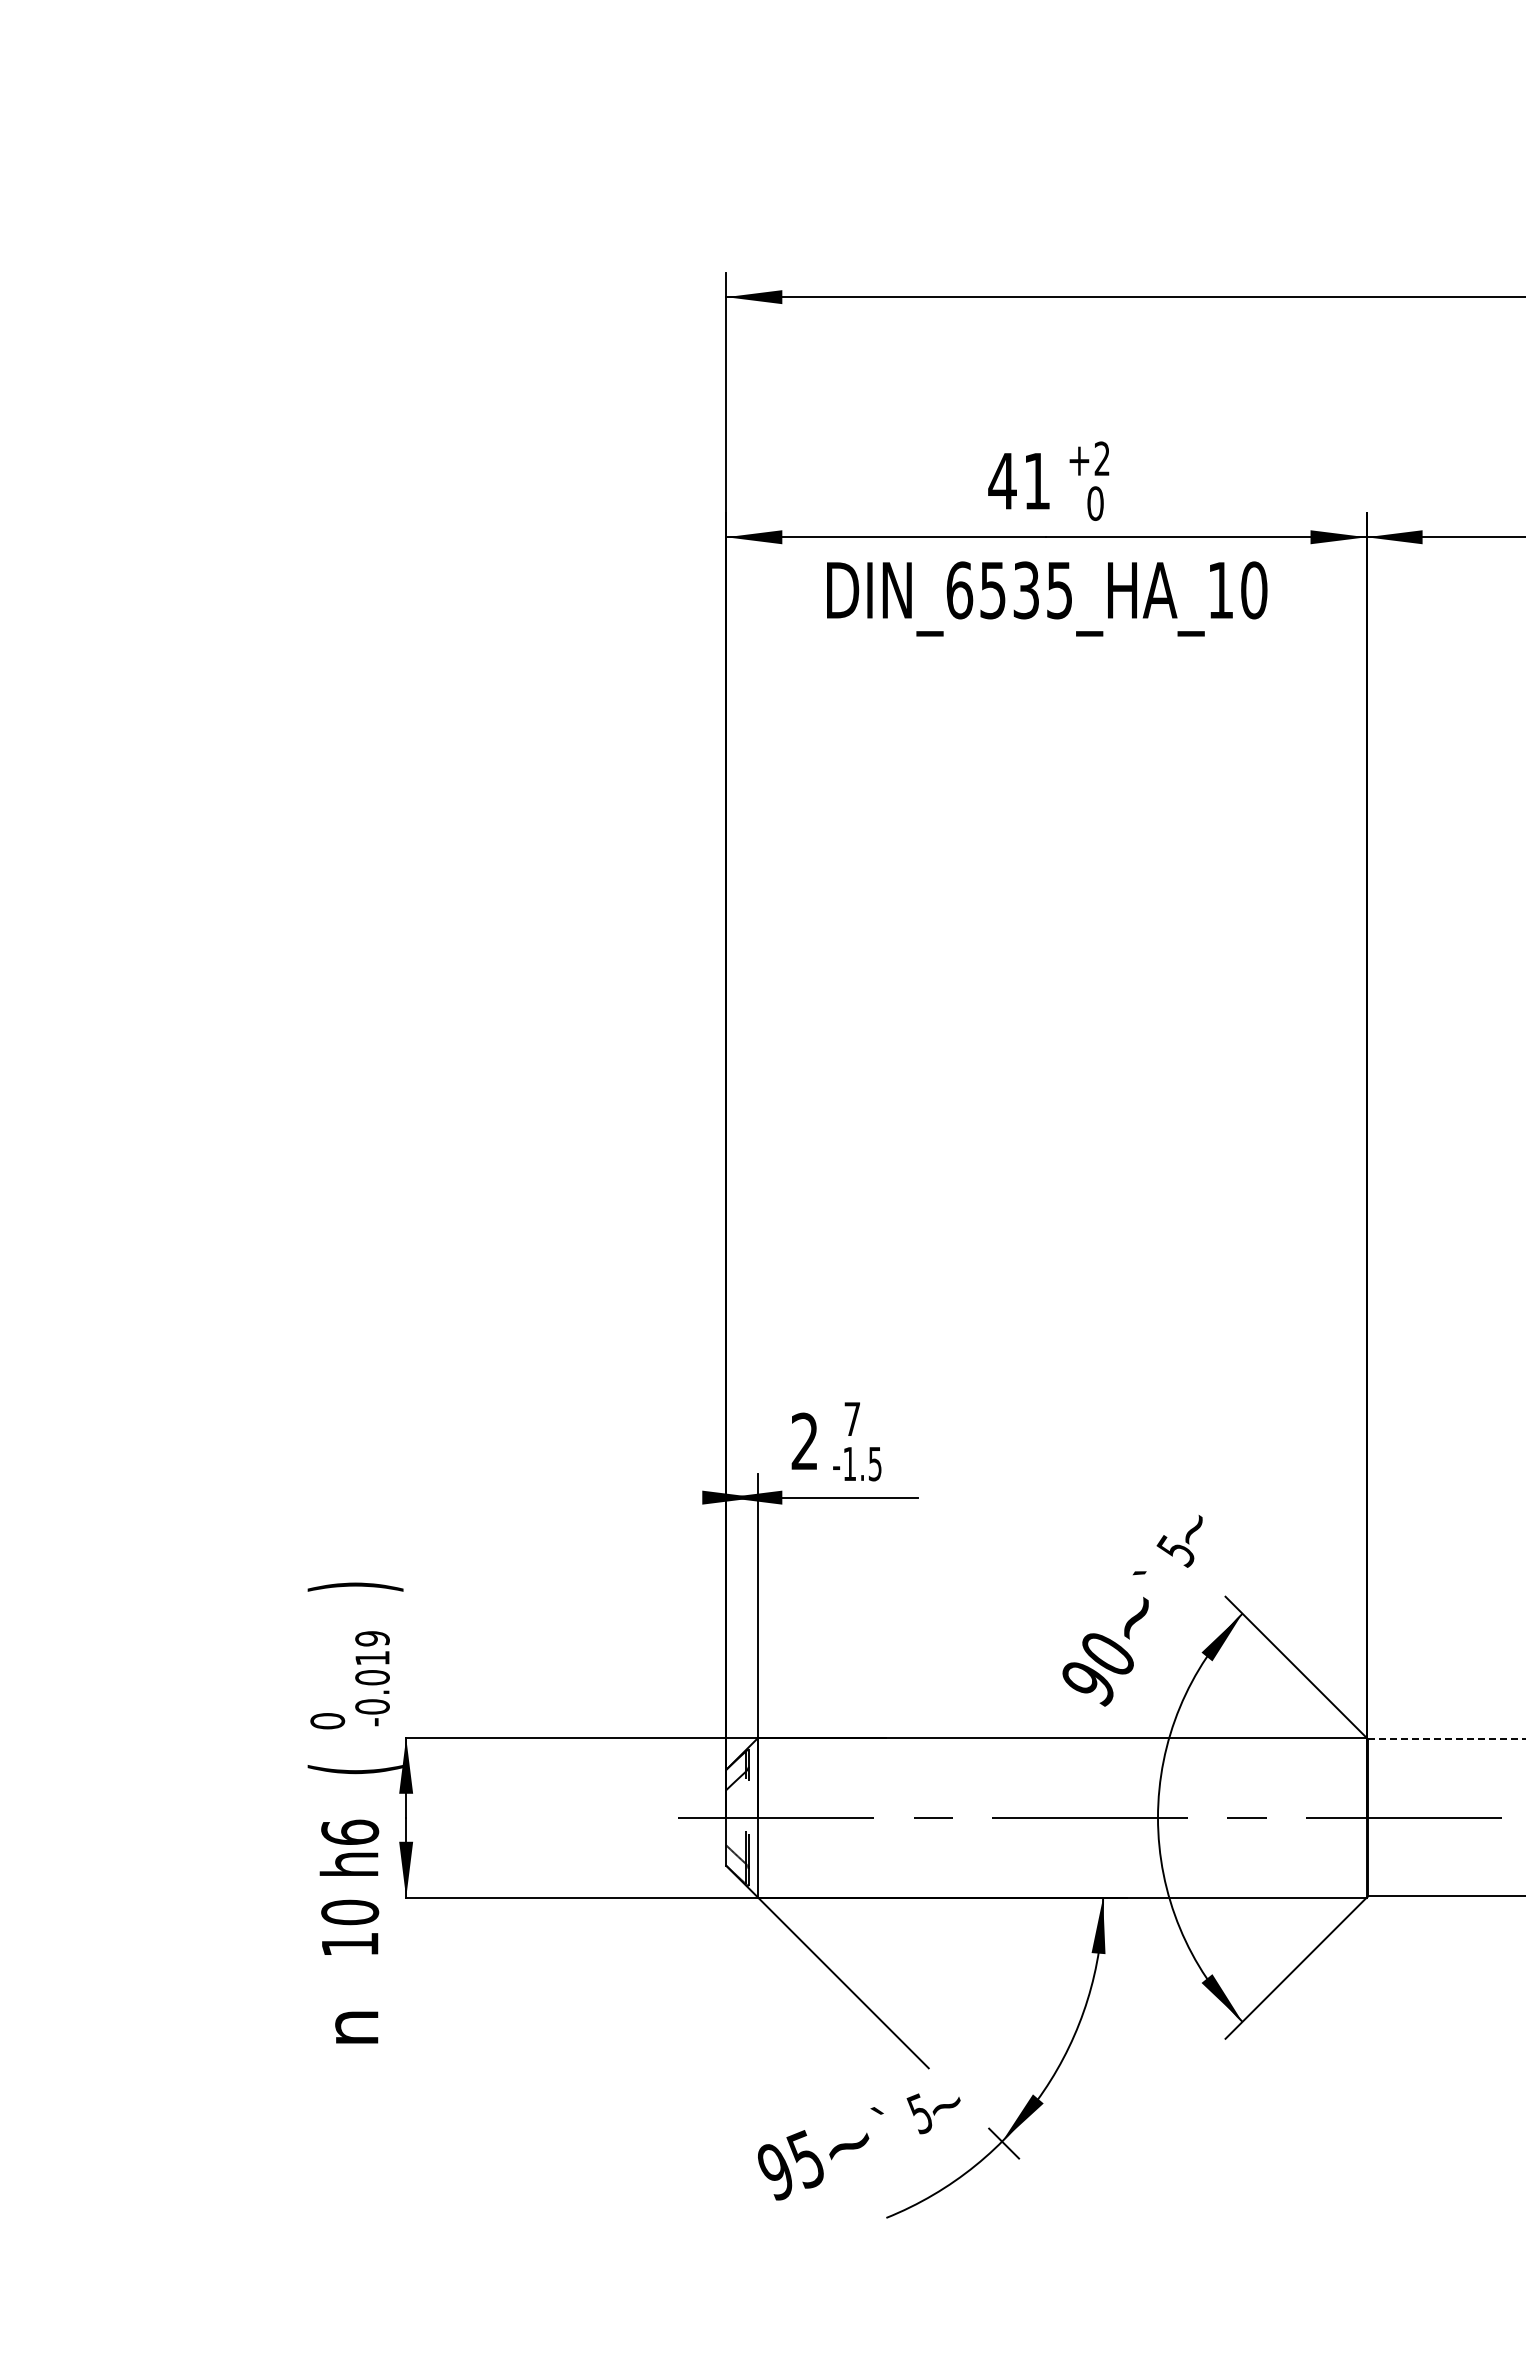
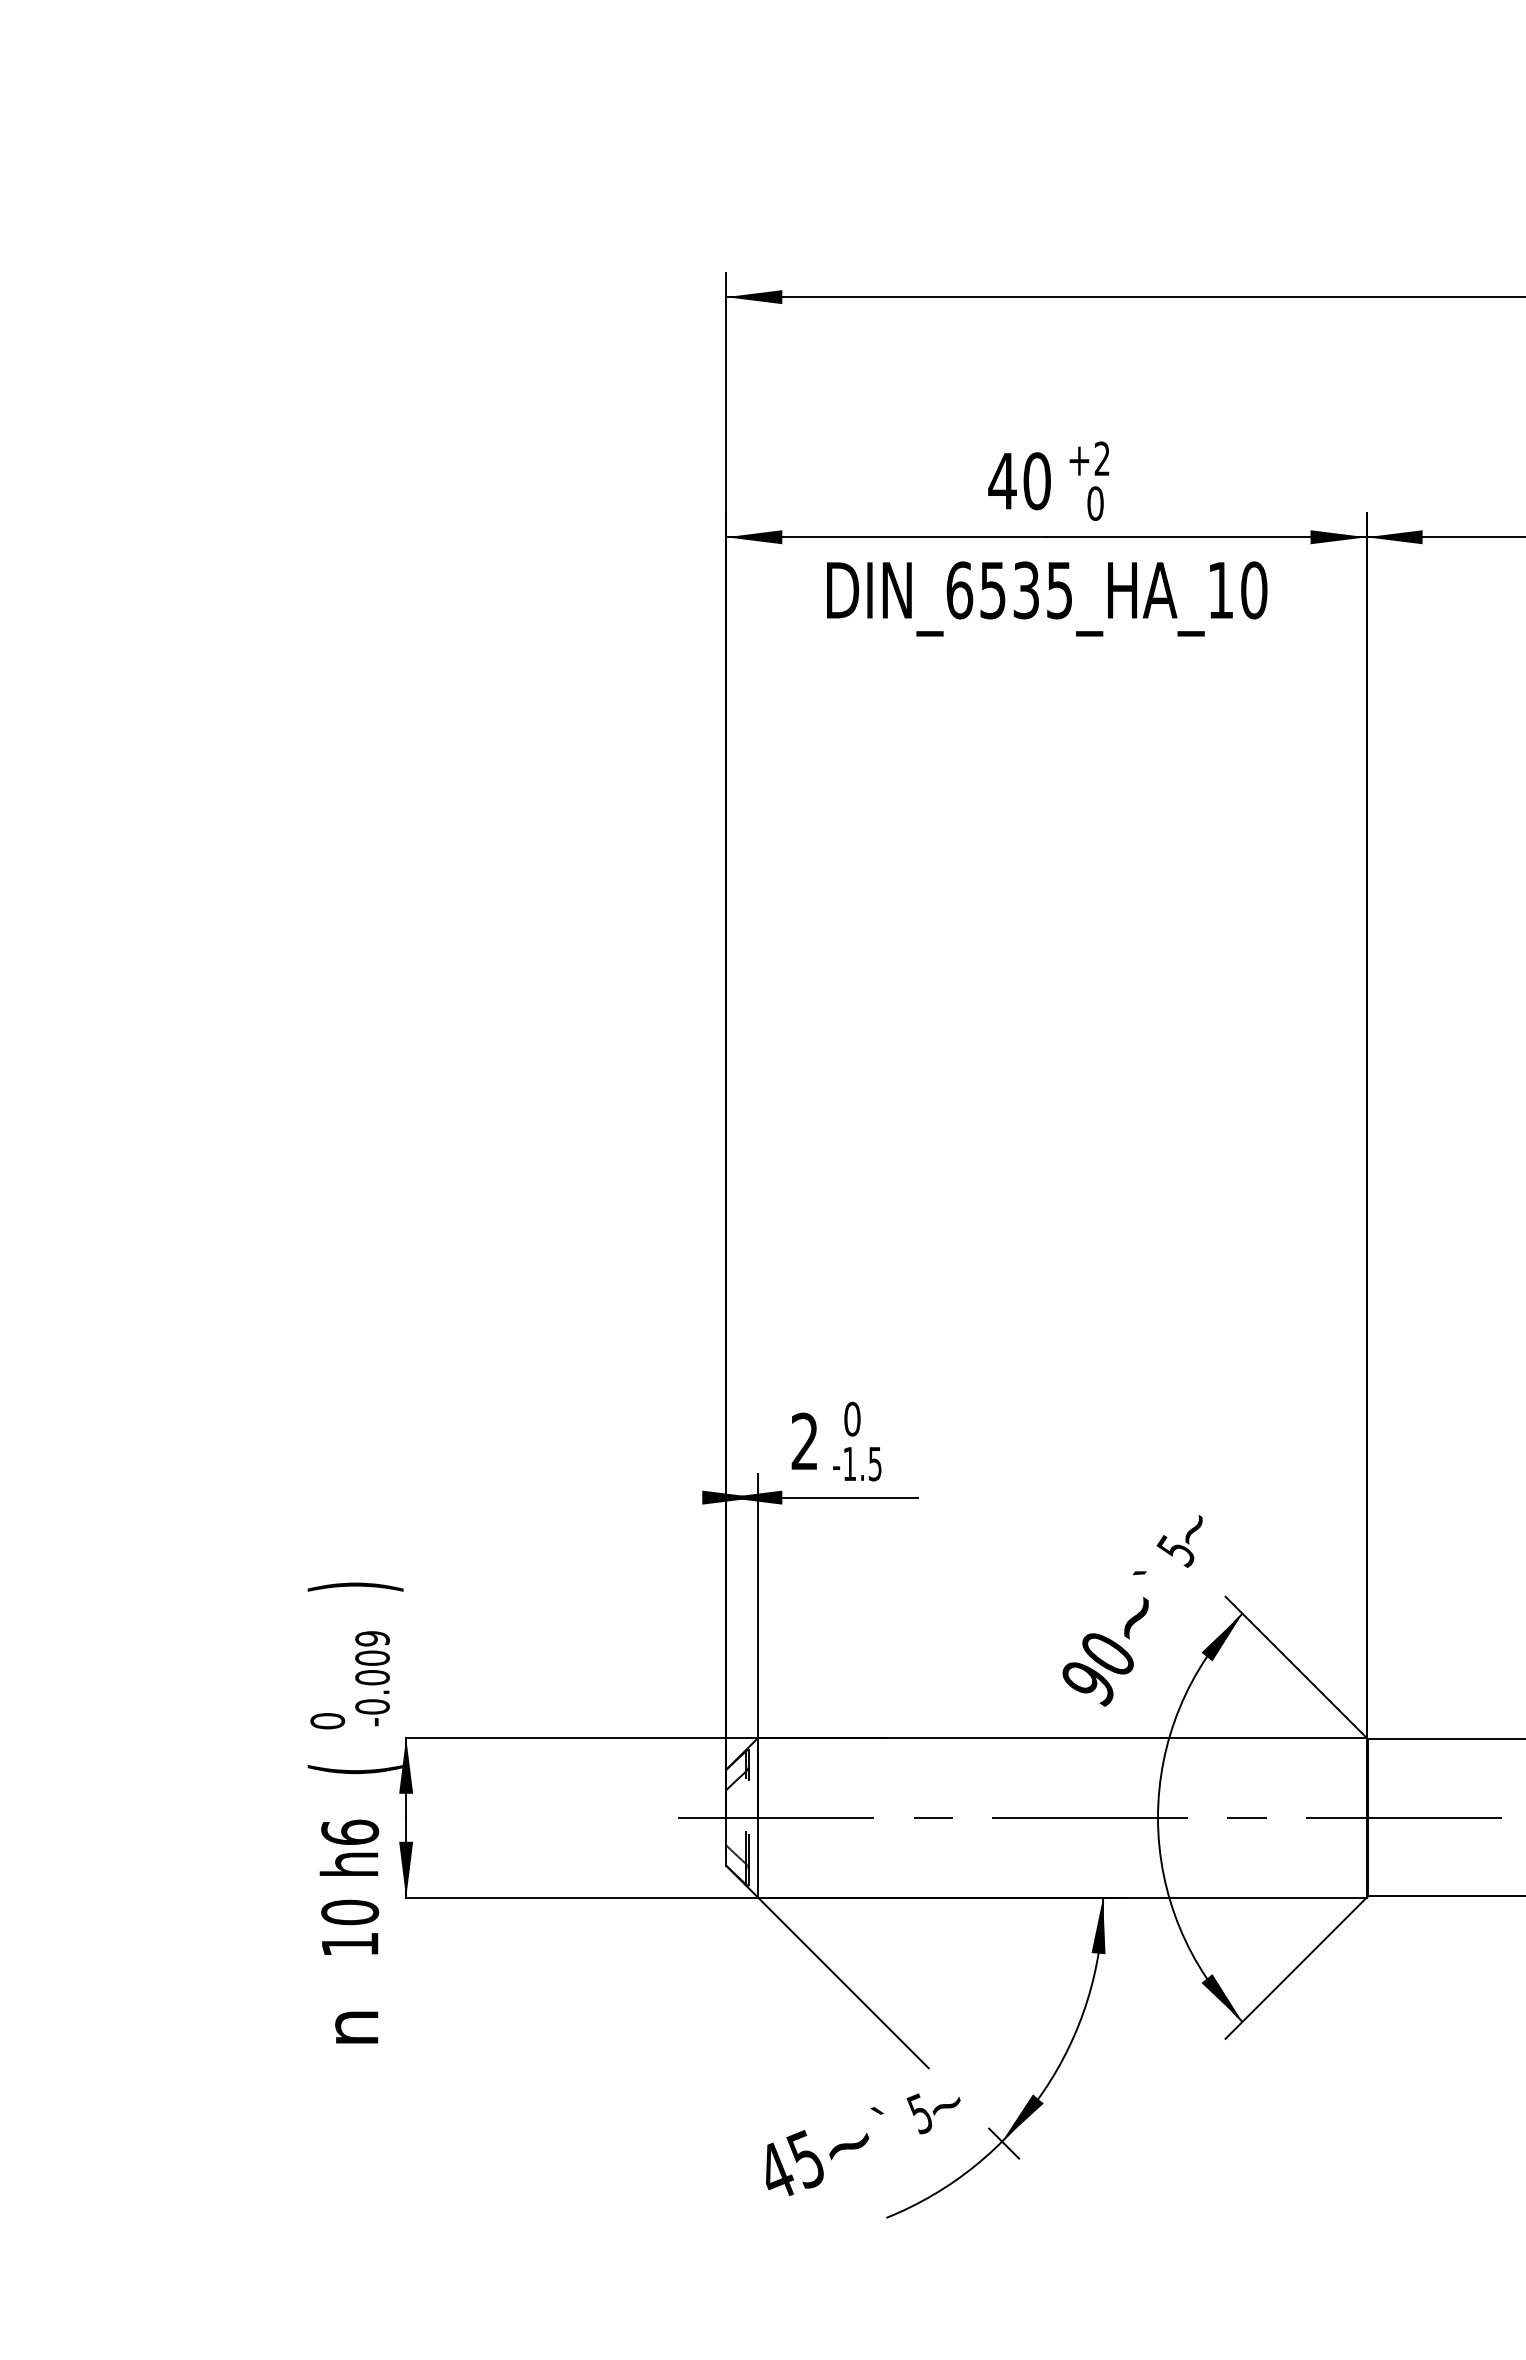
text: 41 -> 40 (1036, 481)
text: 7 -> 0 (852, 1418)
text: -0.019 -> -0.009 (372, 1657)
line: dashed -> solid (1446, 1739)
text: 95 -> 45 (775, 2171)
